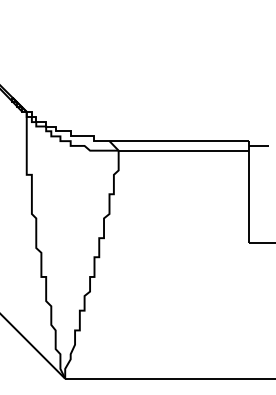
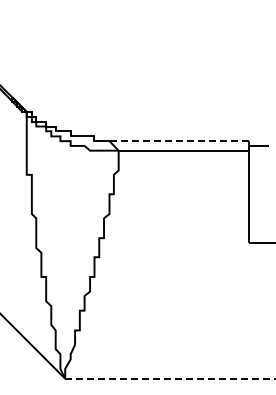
line: solid -> dashed (179, 141)
line: solid -> dashed (170, 378)
